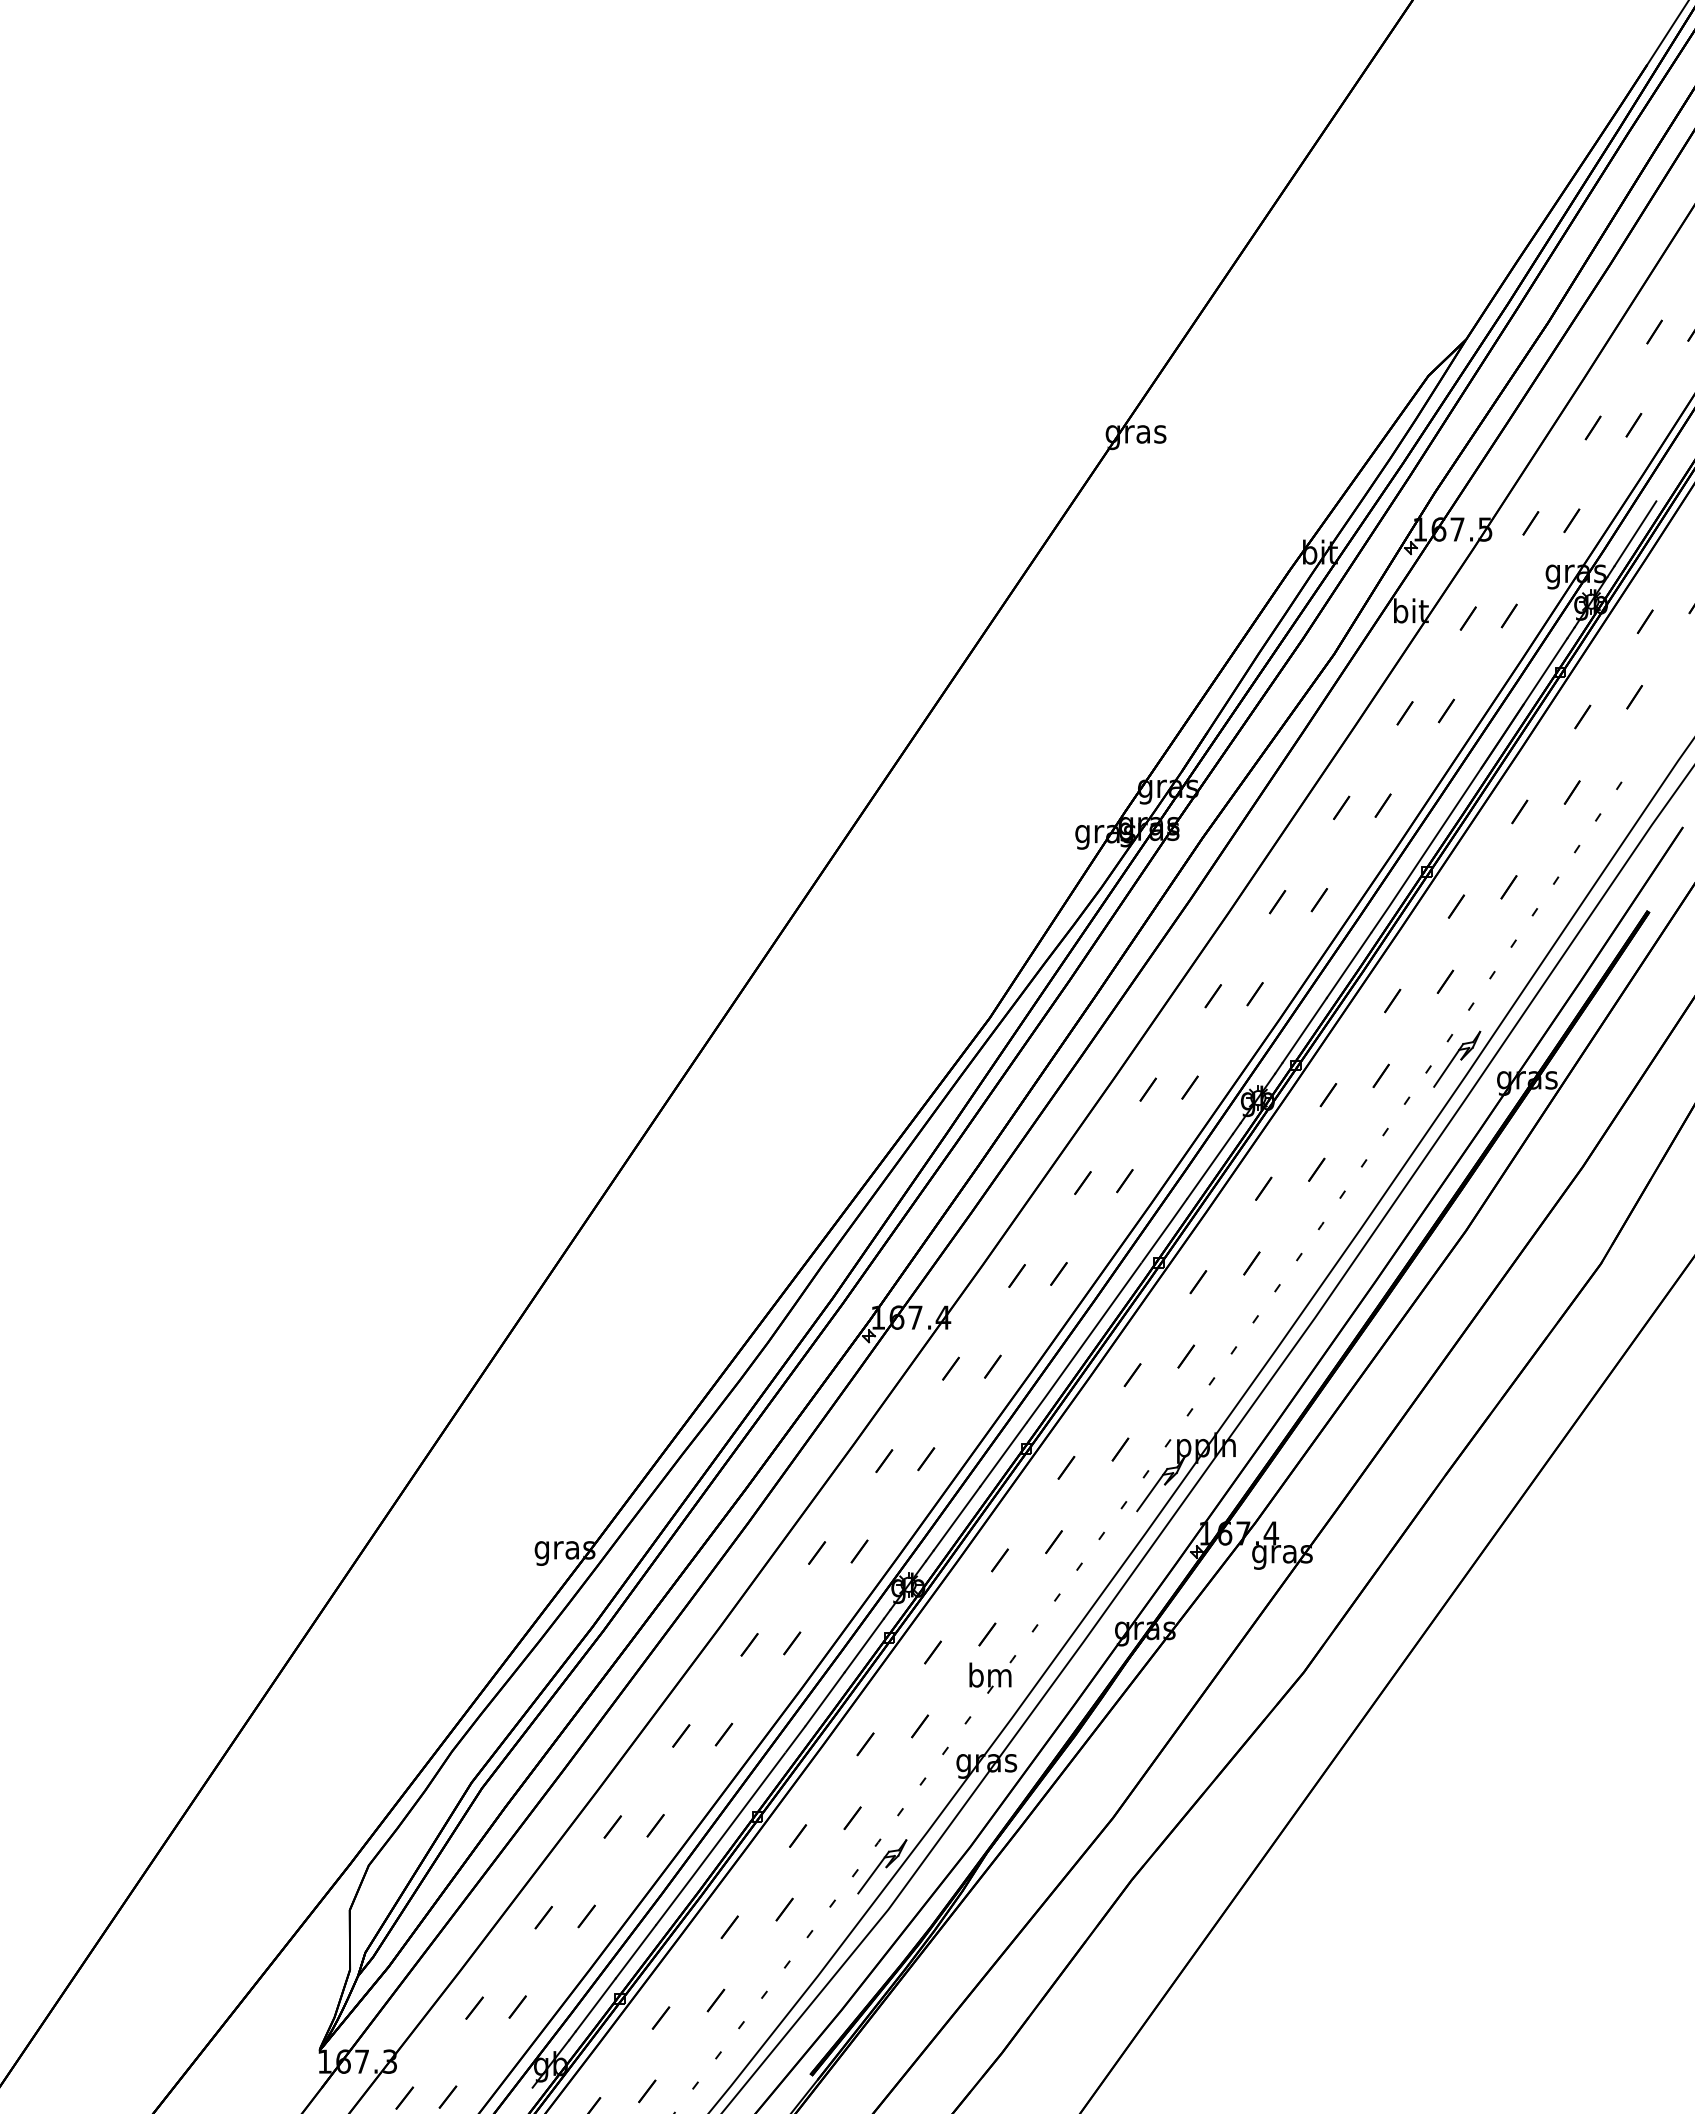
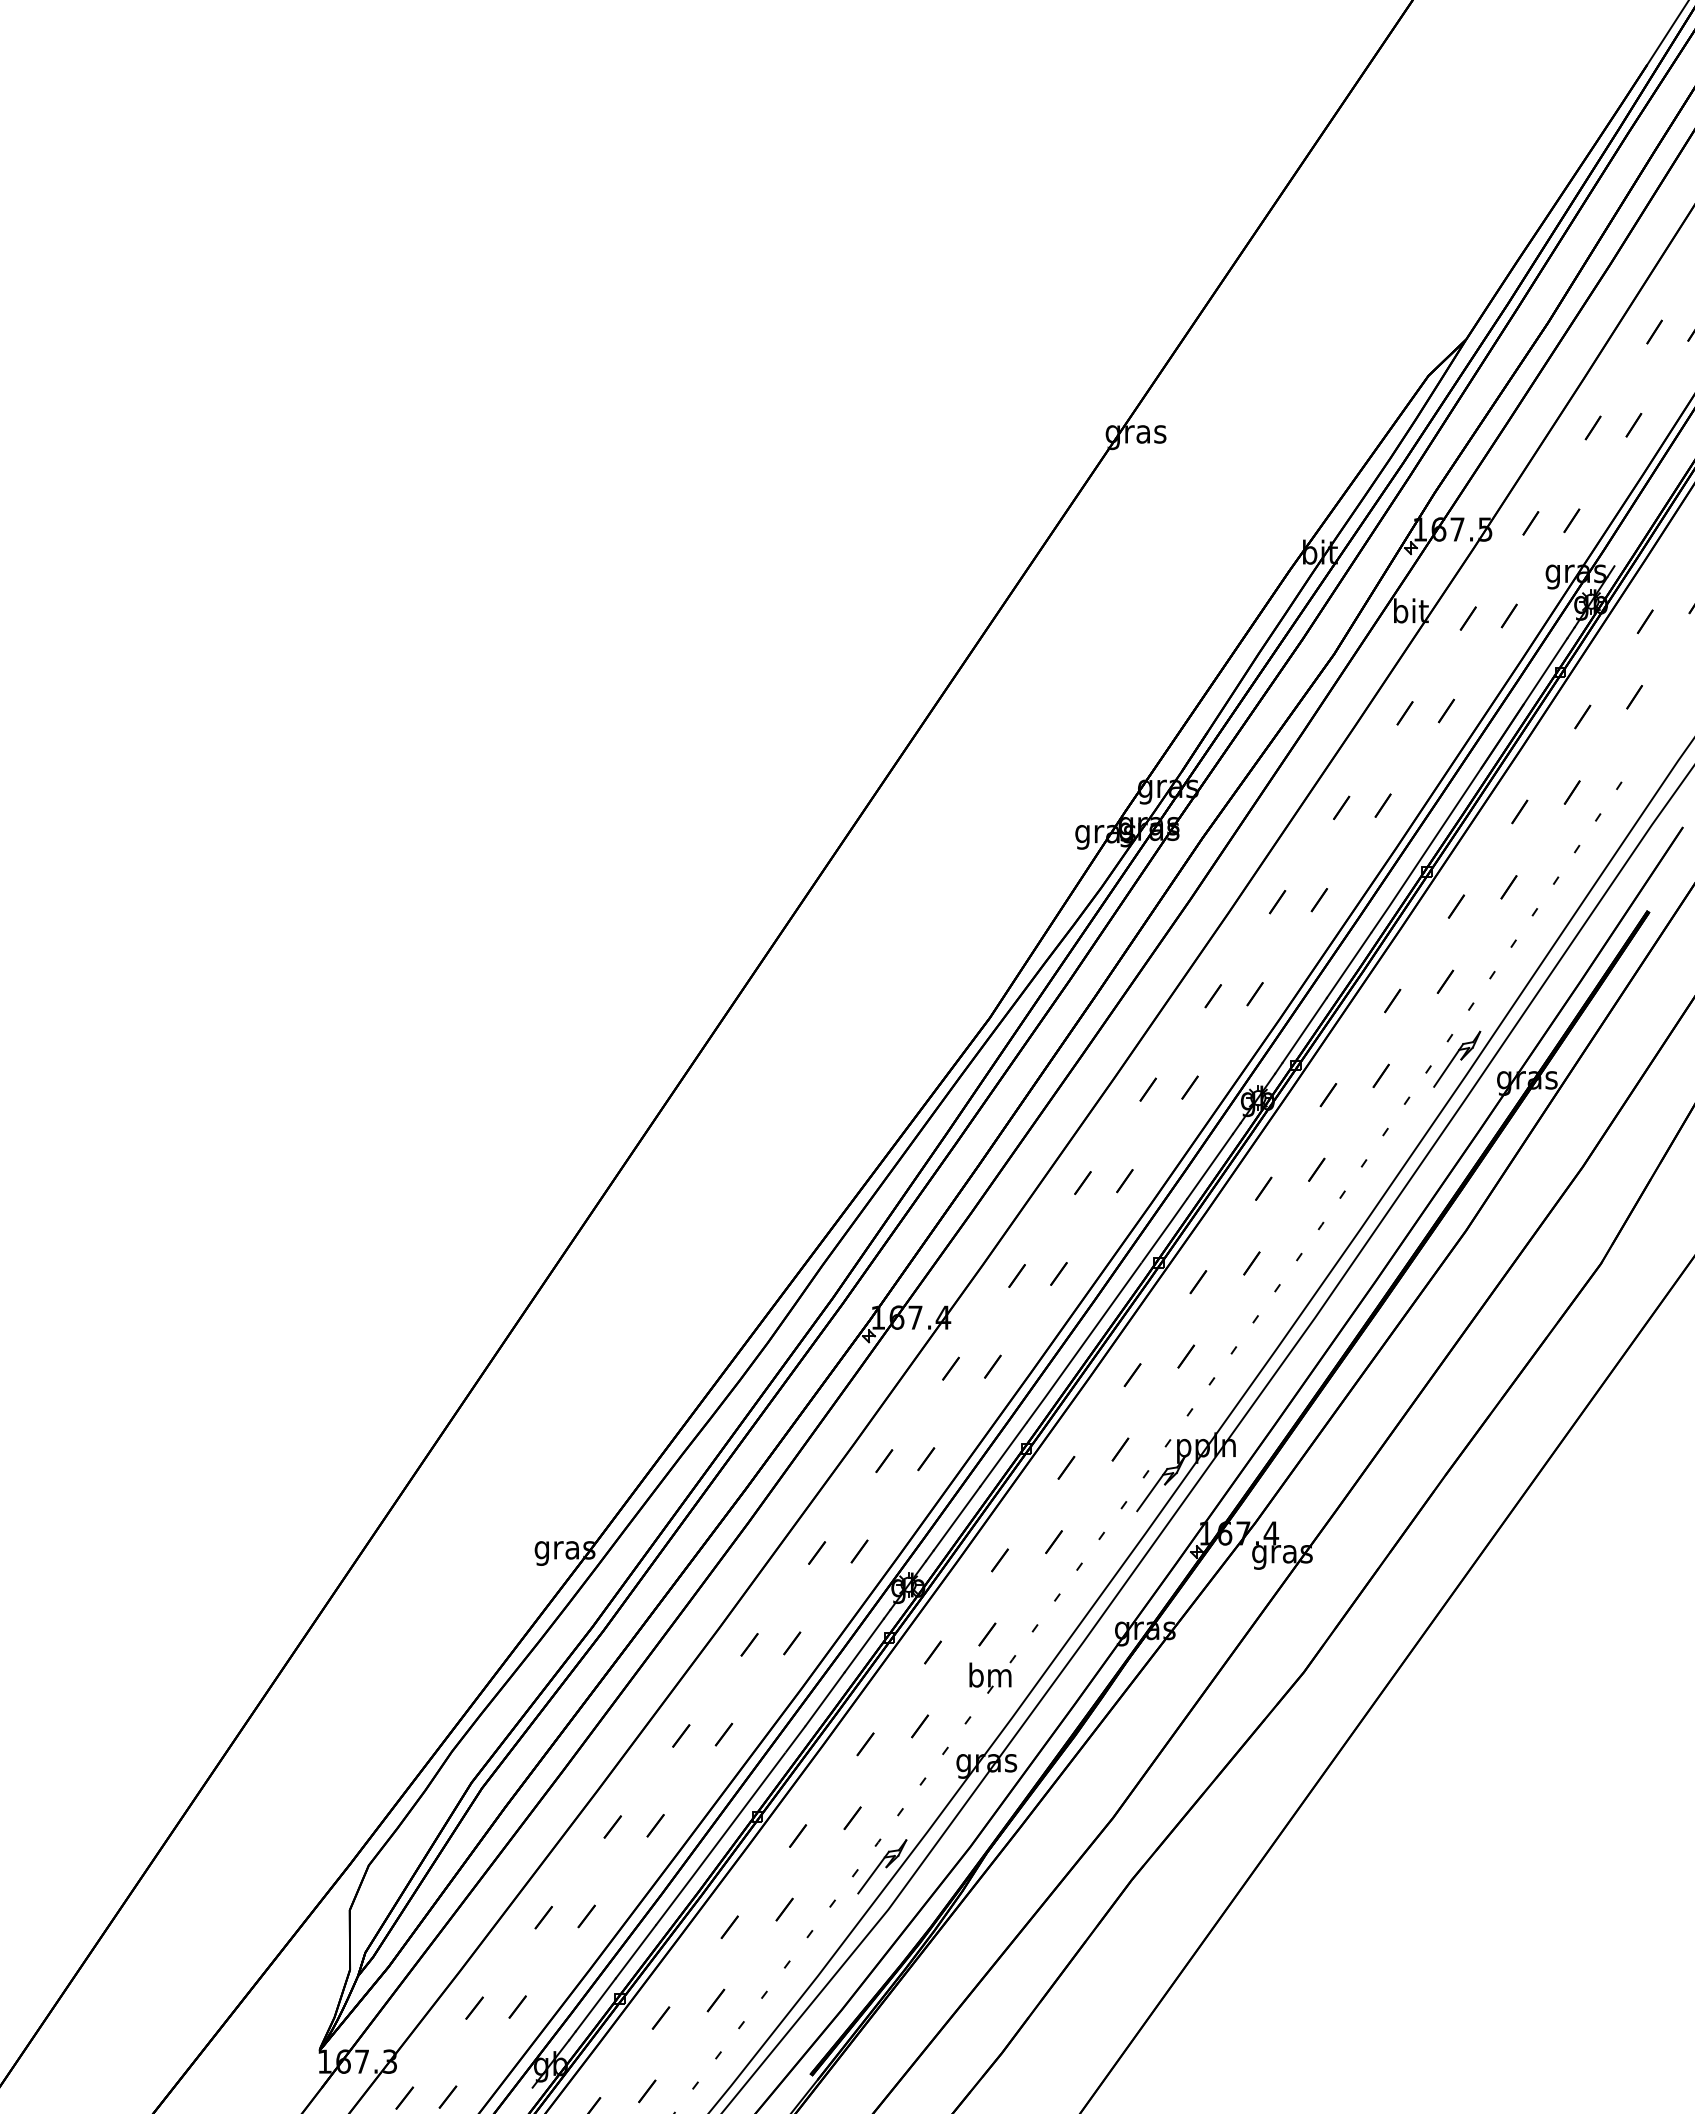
line: present -> none (1635, 533)
